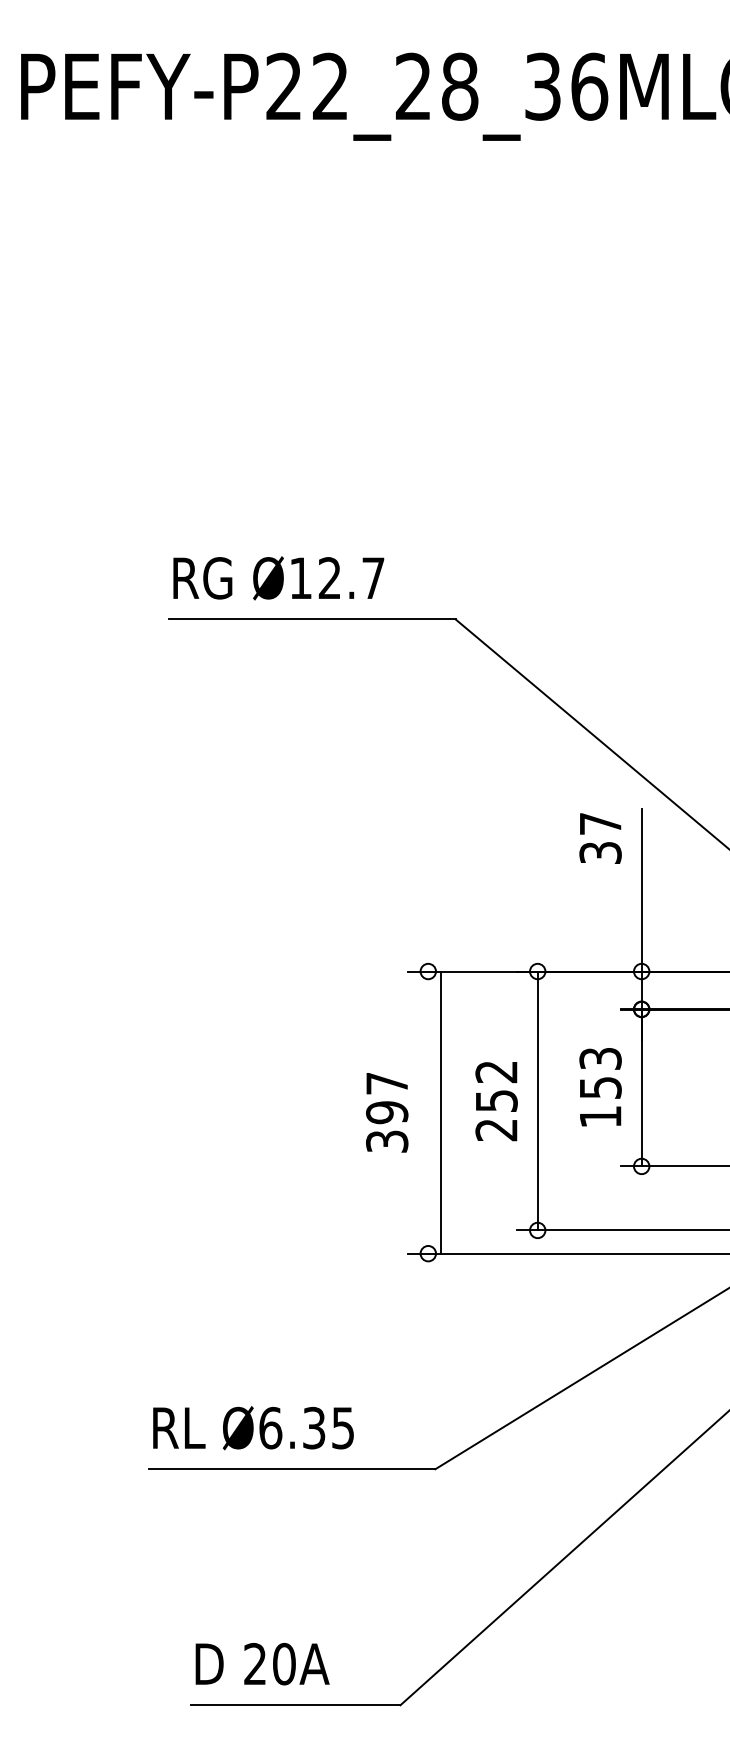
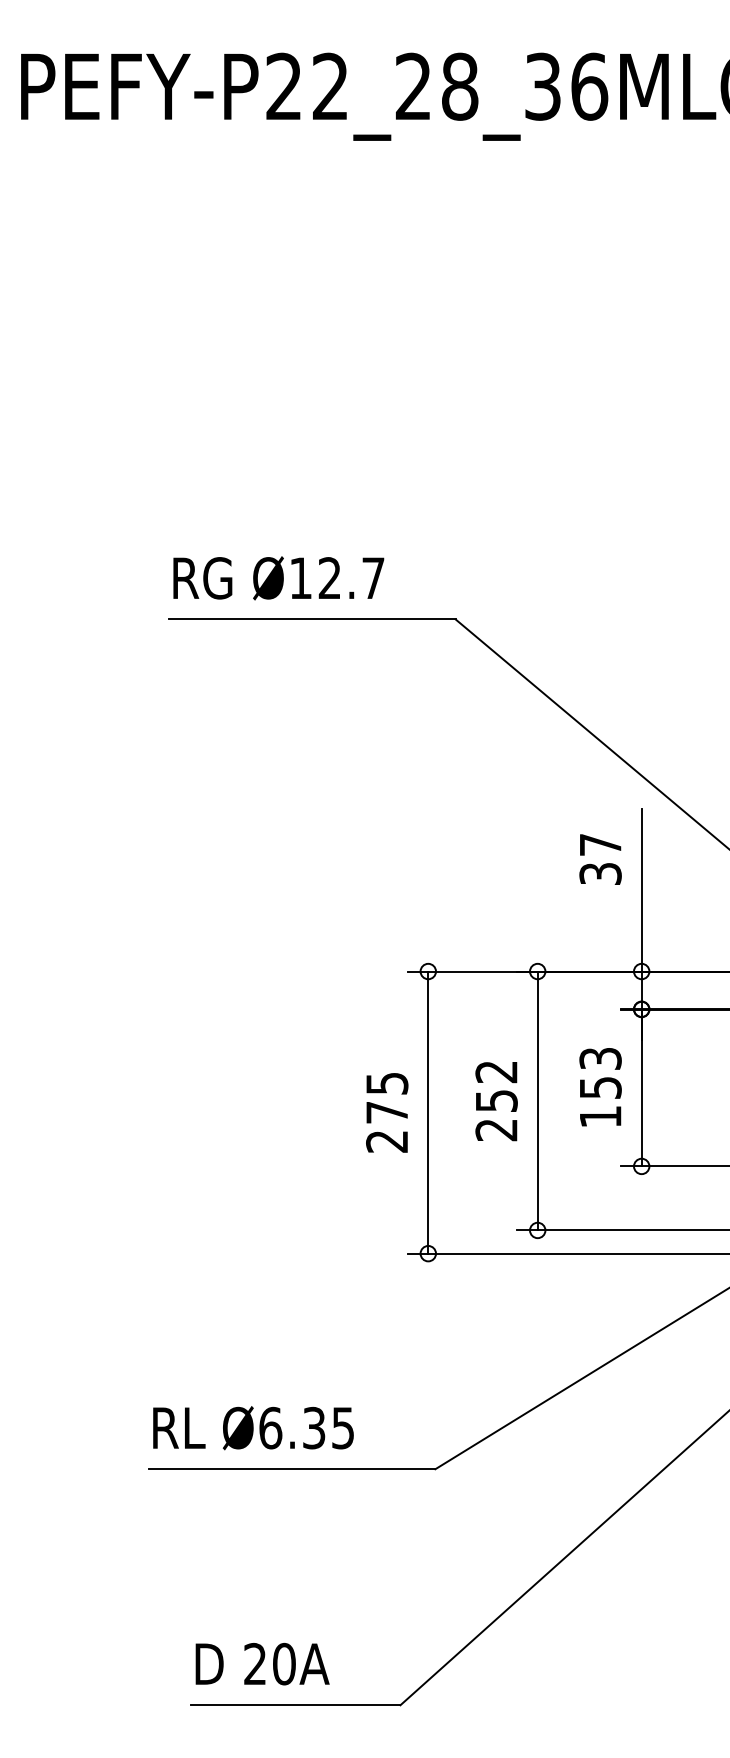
text position: (600, 838) -> (600, 859) (600, 859)
text: 397 -> 275 (387, 1112)
line position: (441, 1112) -> (428, 1112) (428, 1112)
